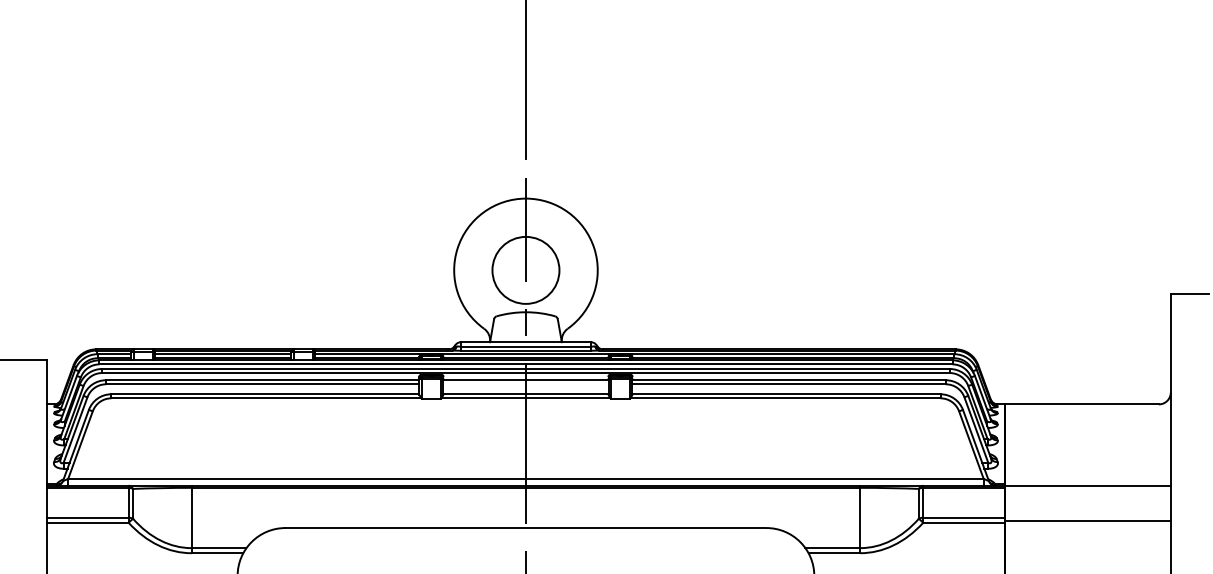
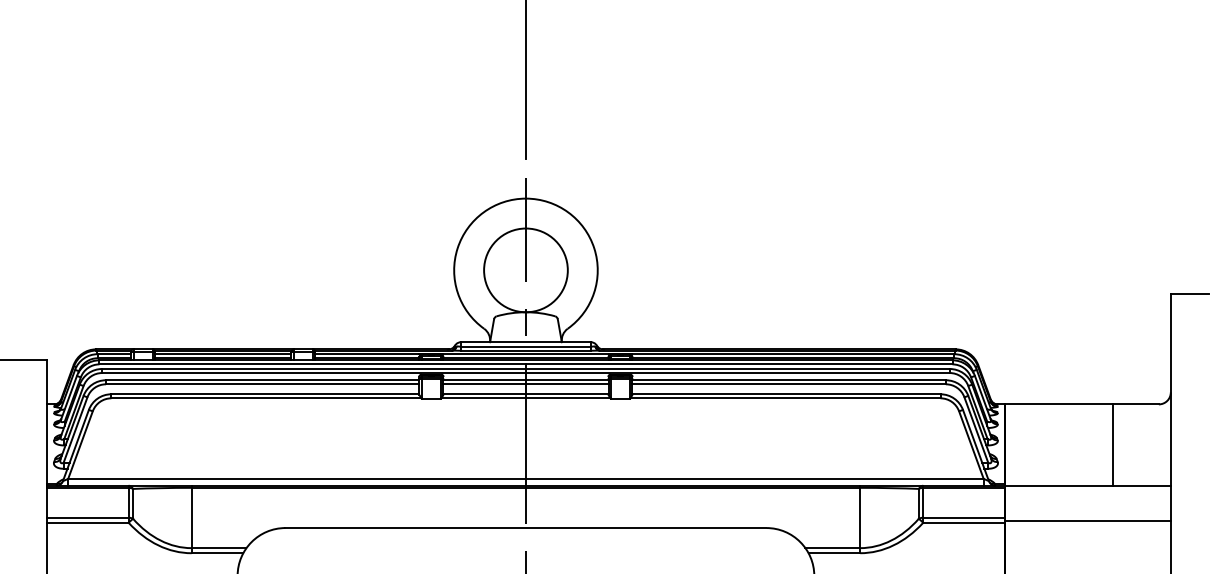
circle diameter: 67 px -> 84 px (525, 270)
line: none -> present (525, 384)
line: none -> present (1113, 444)
